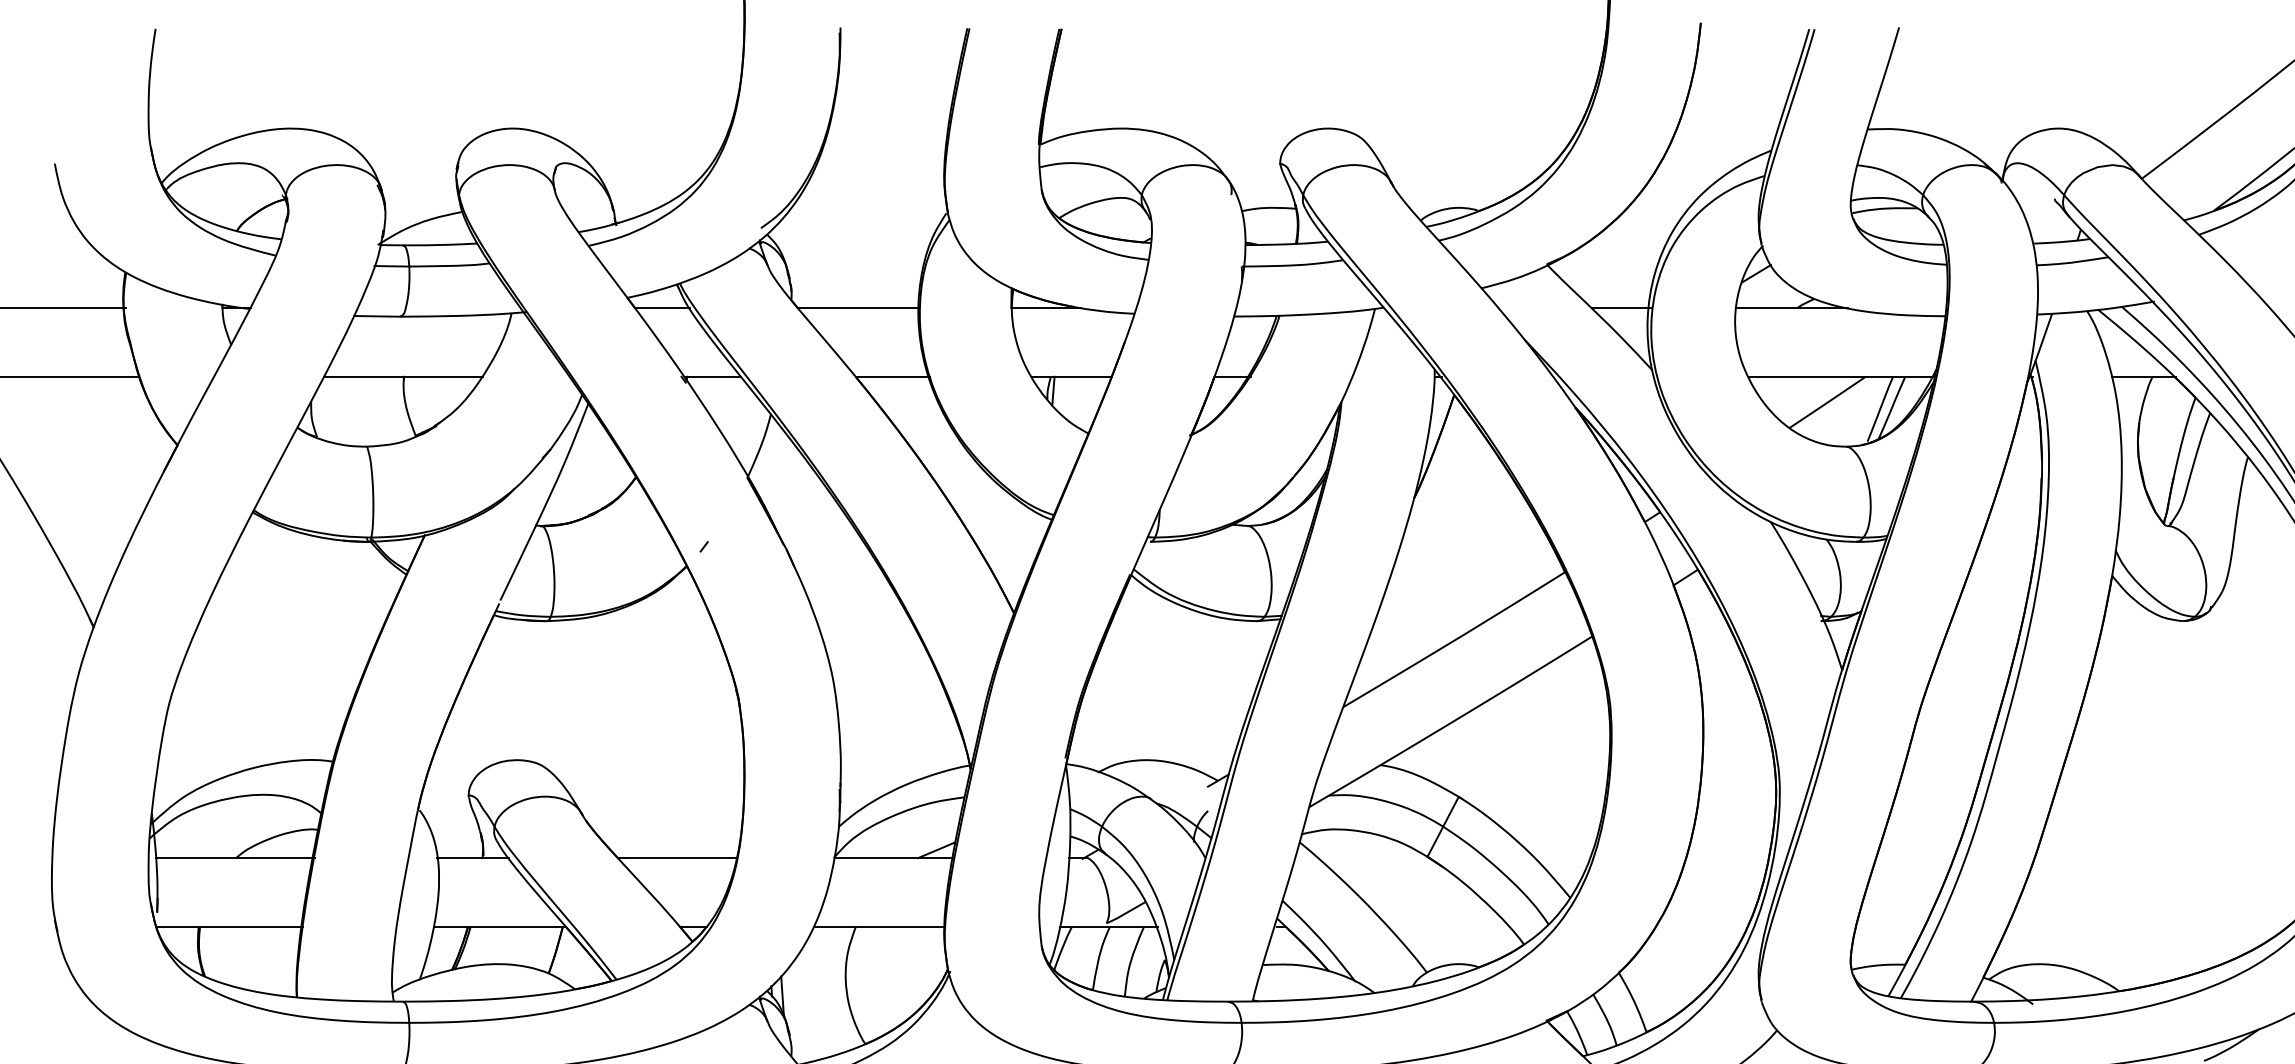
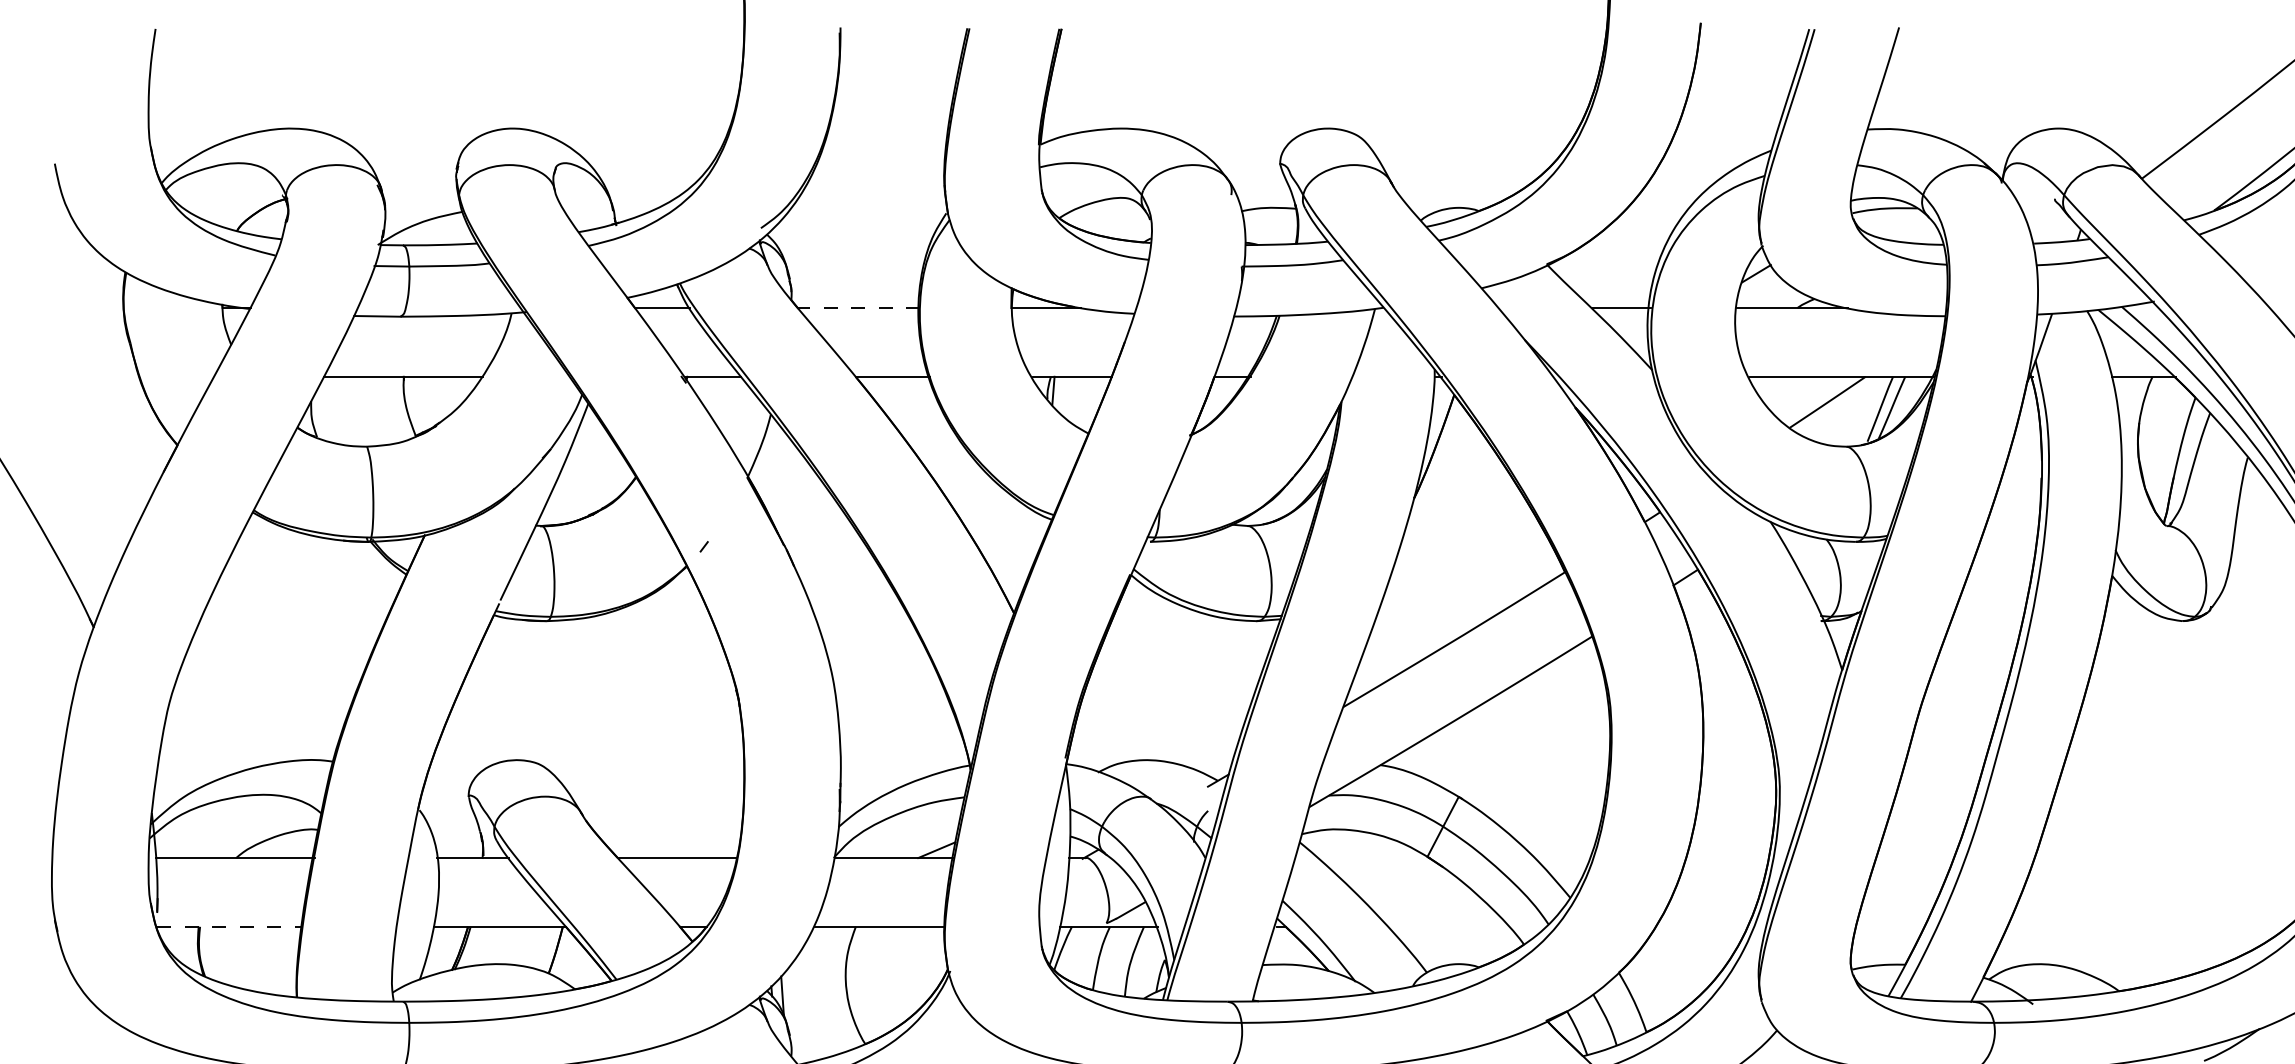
line: present -> none (63, 308)
line: solid -> dashed (858, 308)
line: present -> none (70, 376)
line: solid -> dashed (230, 926)
